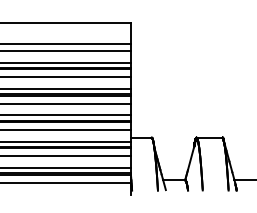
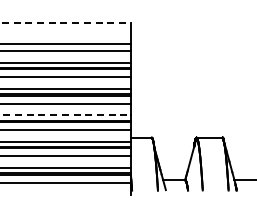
line: solid -> dashed (66, 22)
line: solid -> dashed (66, 115)
